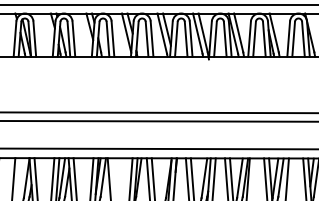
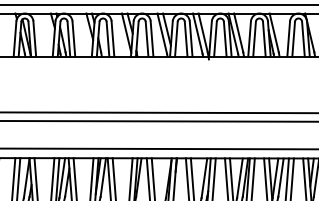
line: none -> present (18, 177)
line: none -> present (113, 177)
line: none -> present (252, 177)
line: none -> present (291, 177)
